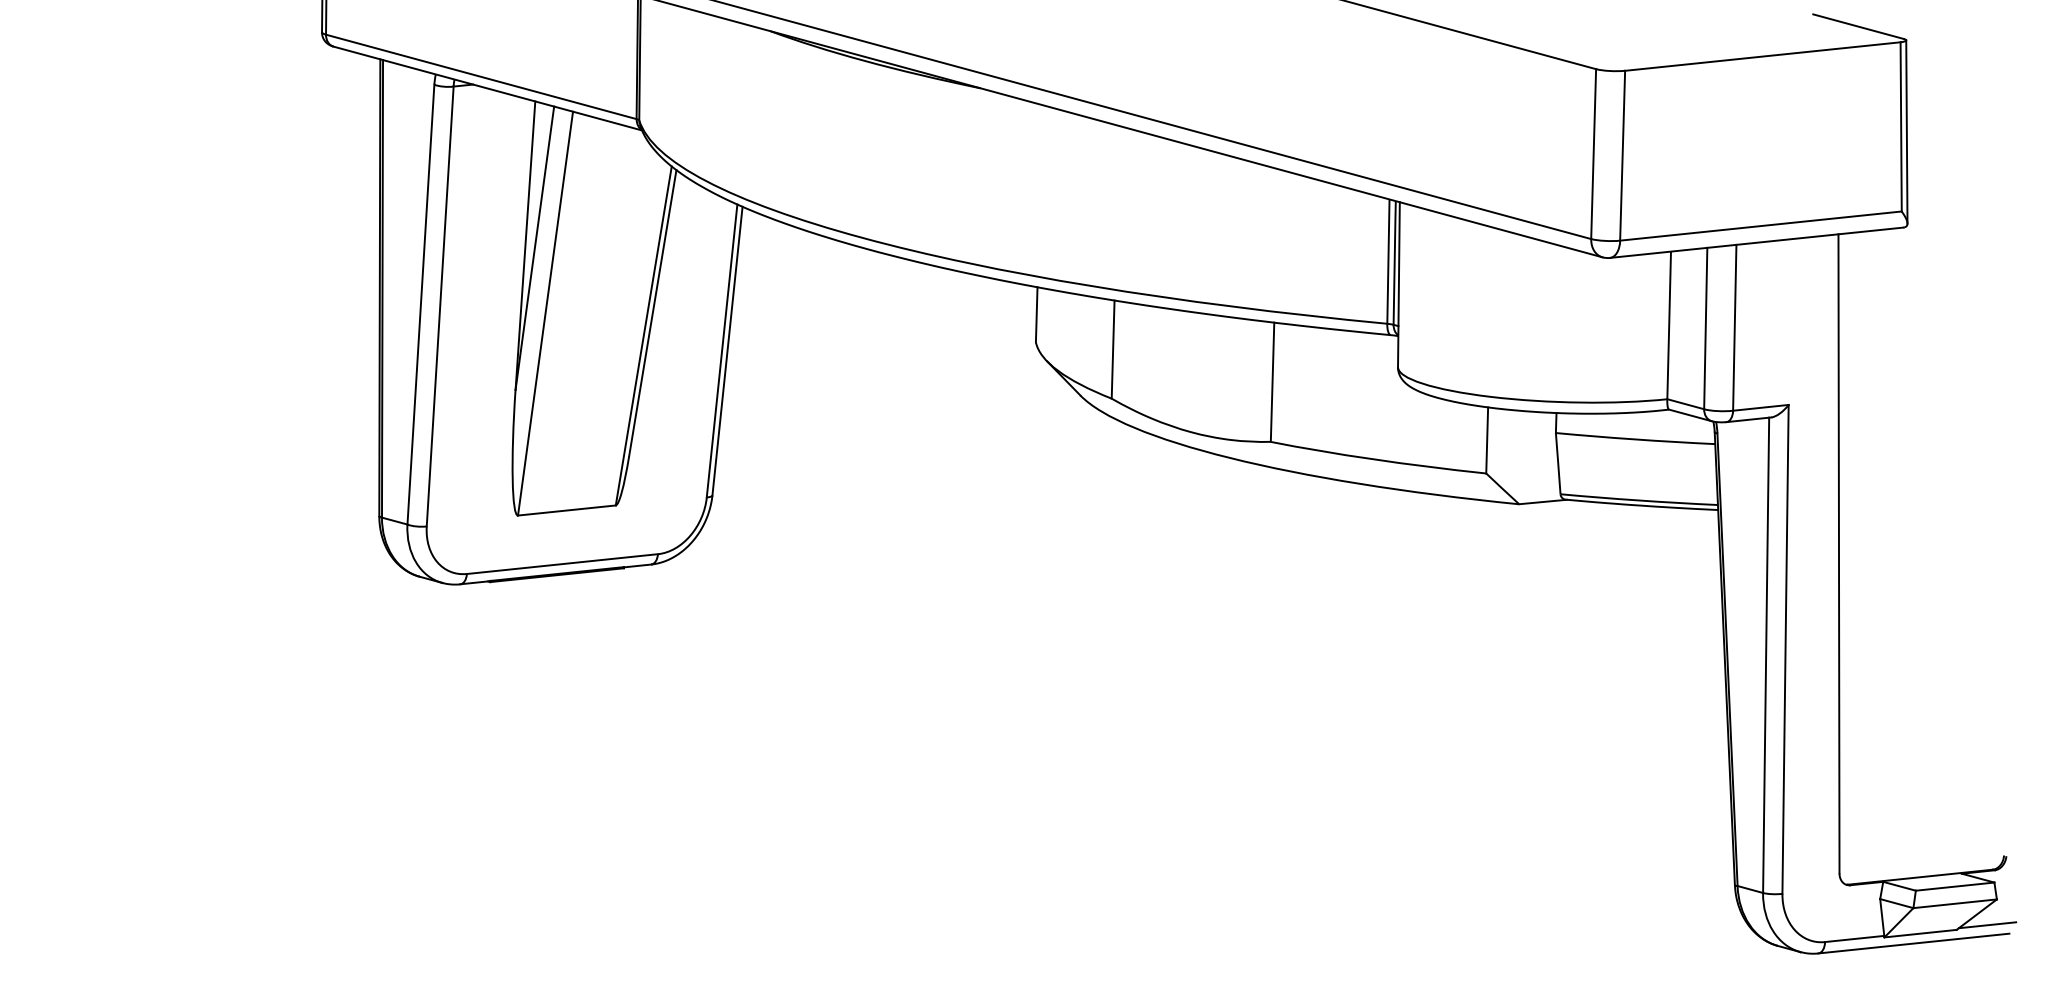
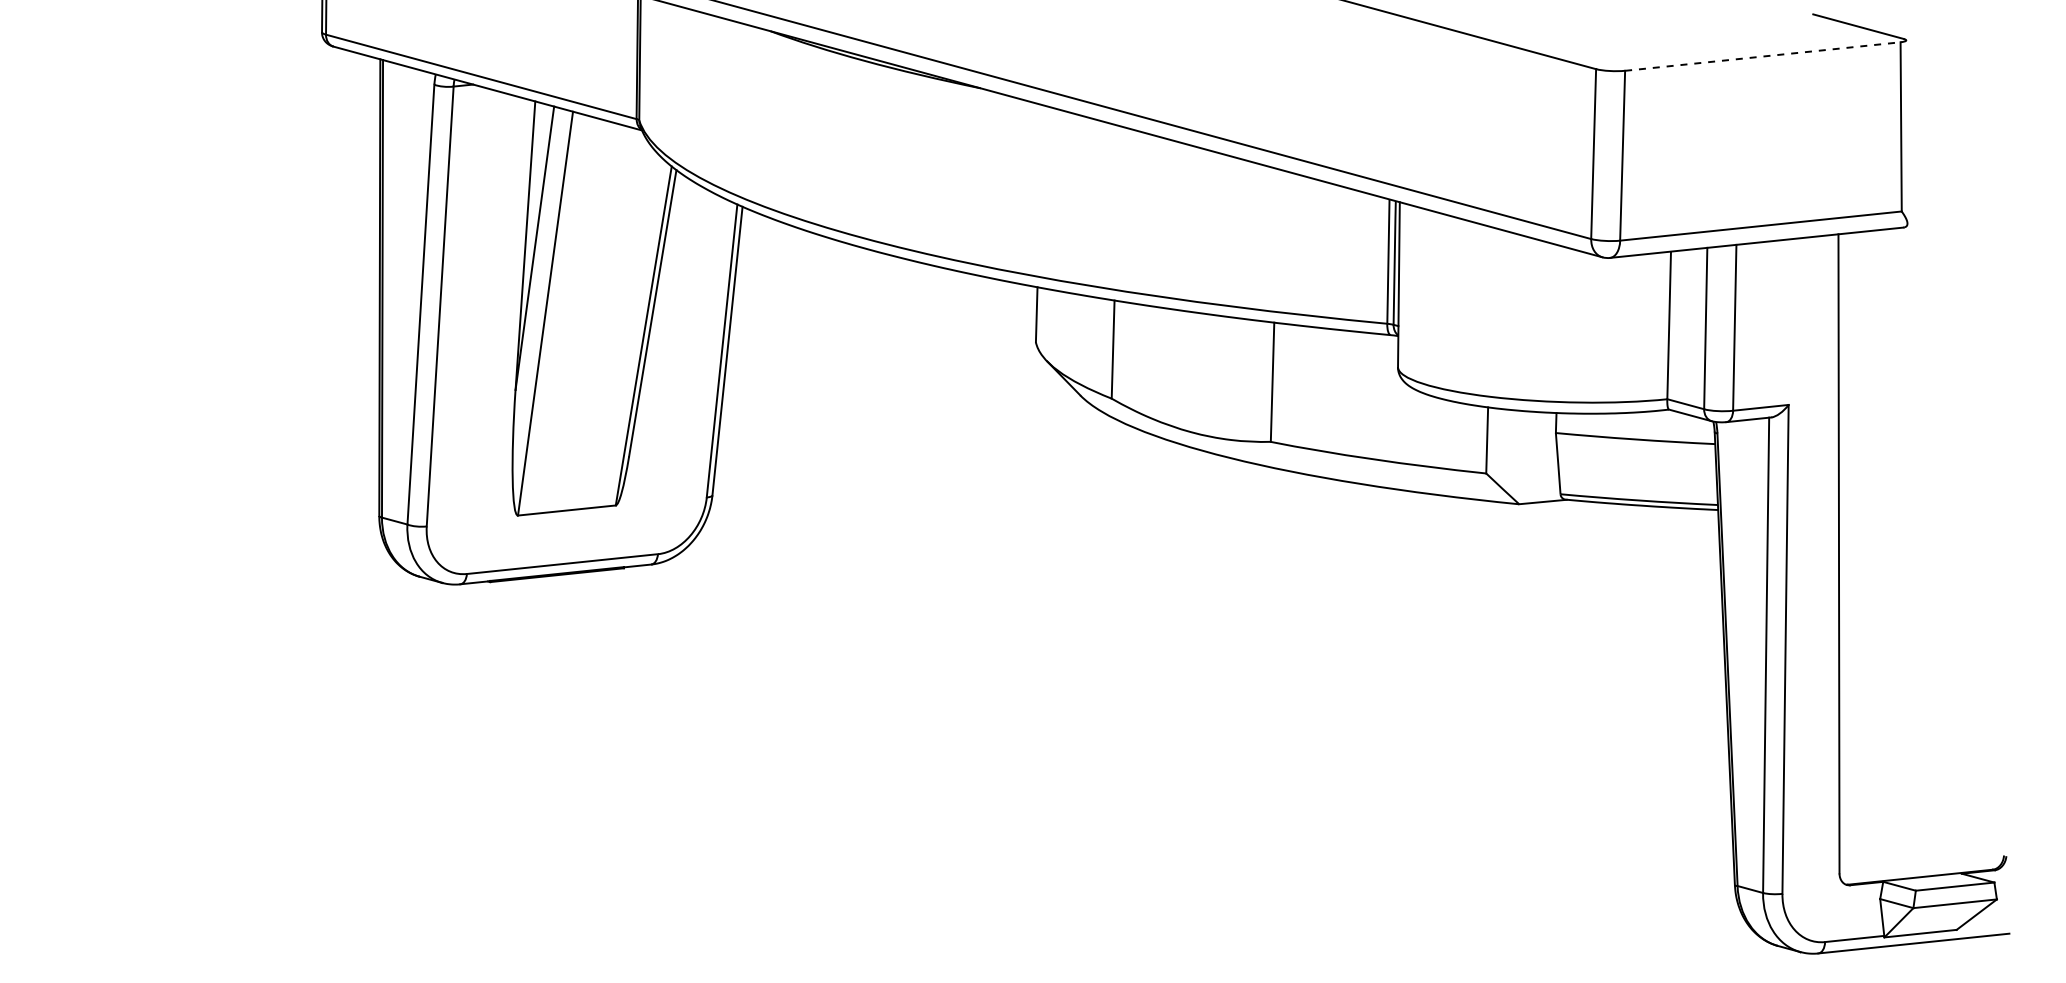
line: solid -> dashed (1763, 56)
line: present -> none (1906, 131)
line: present -> none (1987, 925)
